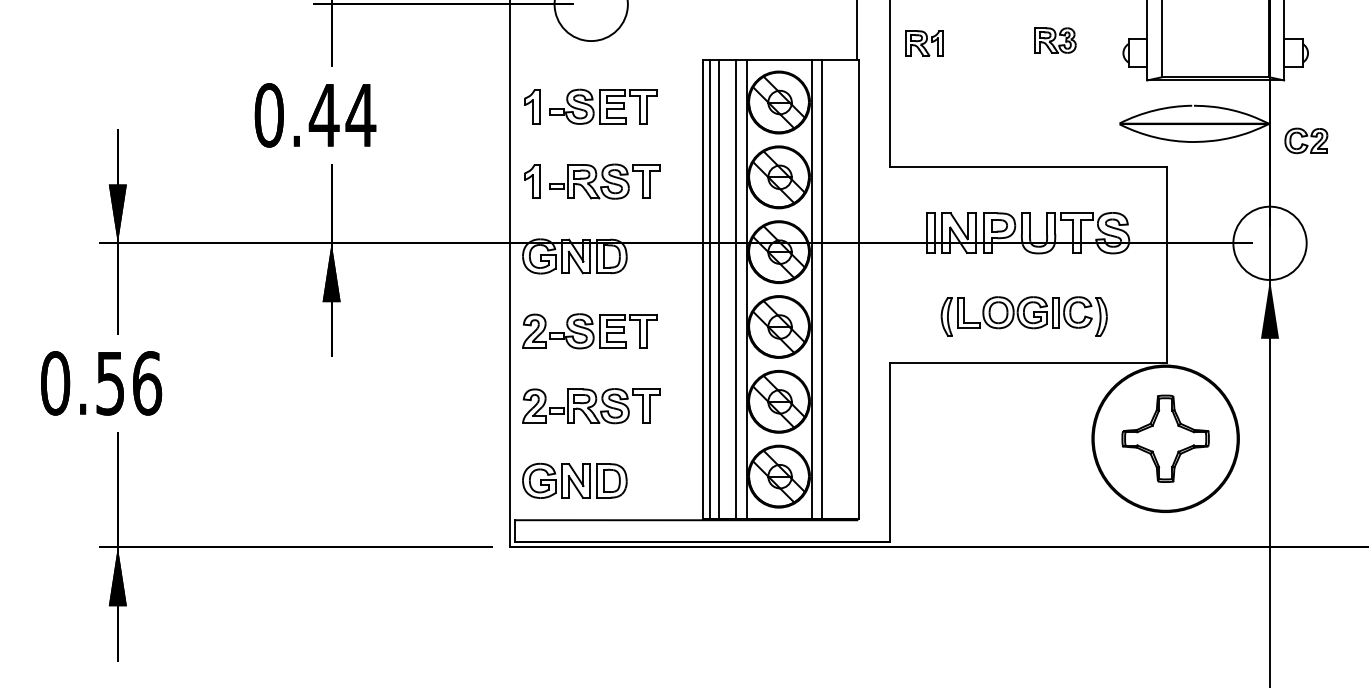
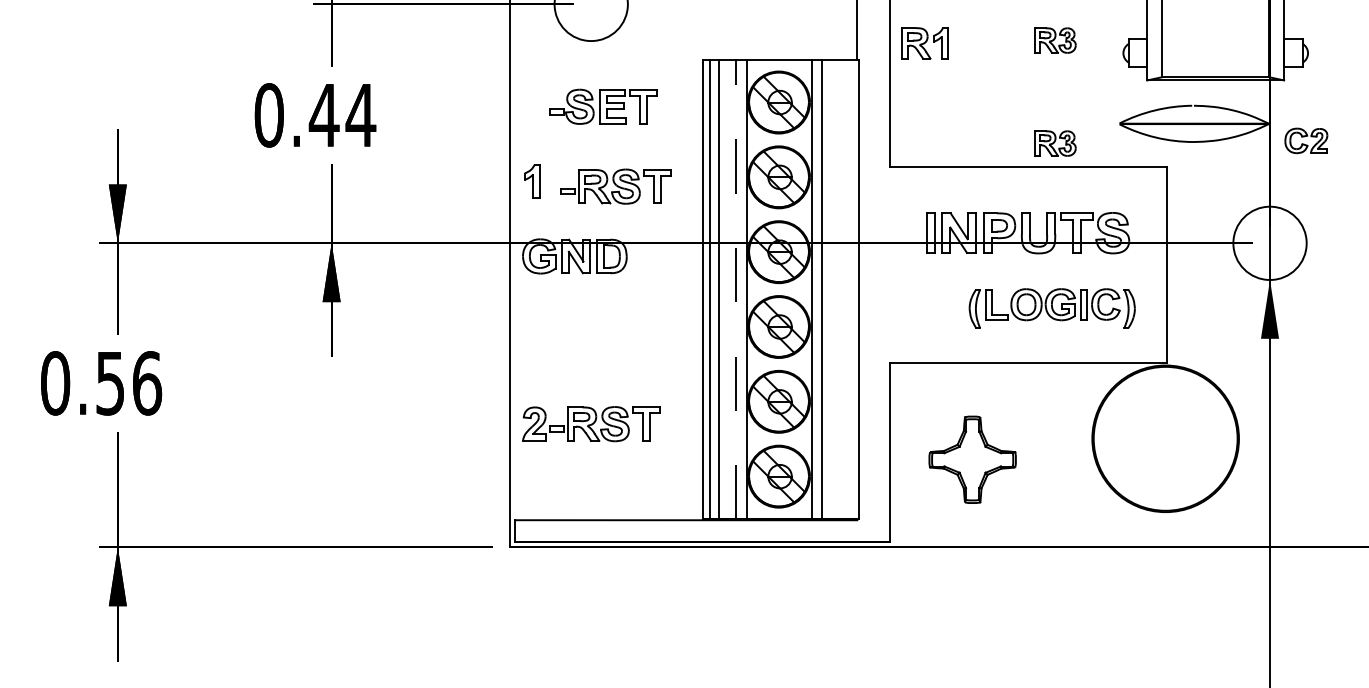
part size: 39x27 px -> 48x33 px (924, 43)
part: present -> none (532, 106)
part: none -> present (1055, 143)
part position: (604, 181) -> (615, 186) (615, 186)
line: solid -> dashed (736, 289)
part position: (1023, 316) -> (1051, 308) (1051, 308)
part: present -> none (589, 331)
part position: (591, 406) -> (591, 424) (591, 424)
part position: (1165, 438) -> (972, 459) (972, 459)
part: present -> none (574, 480)
